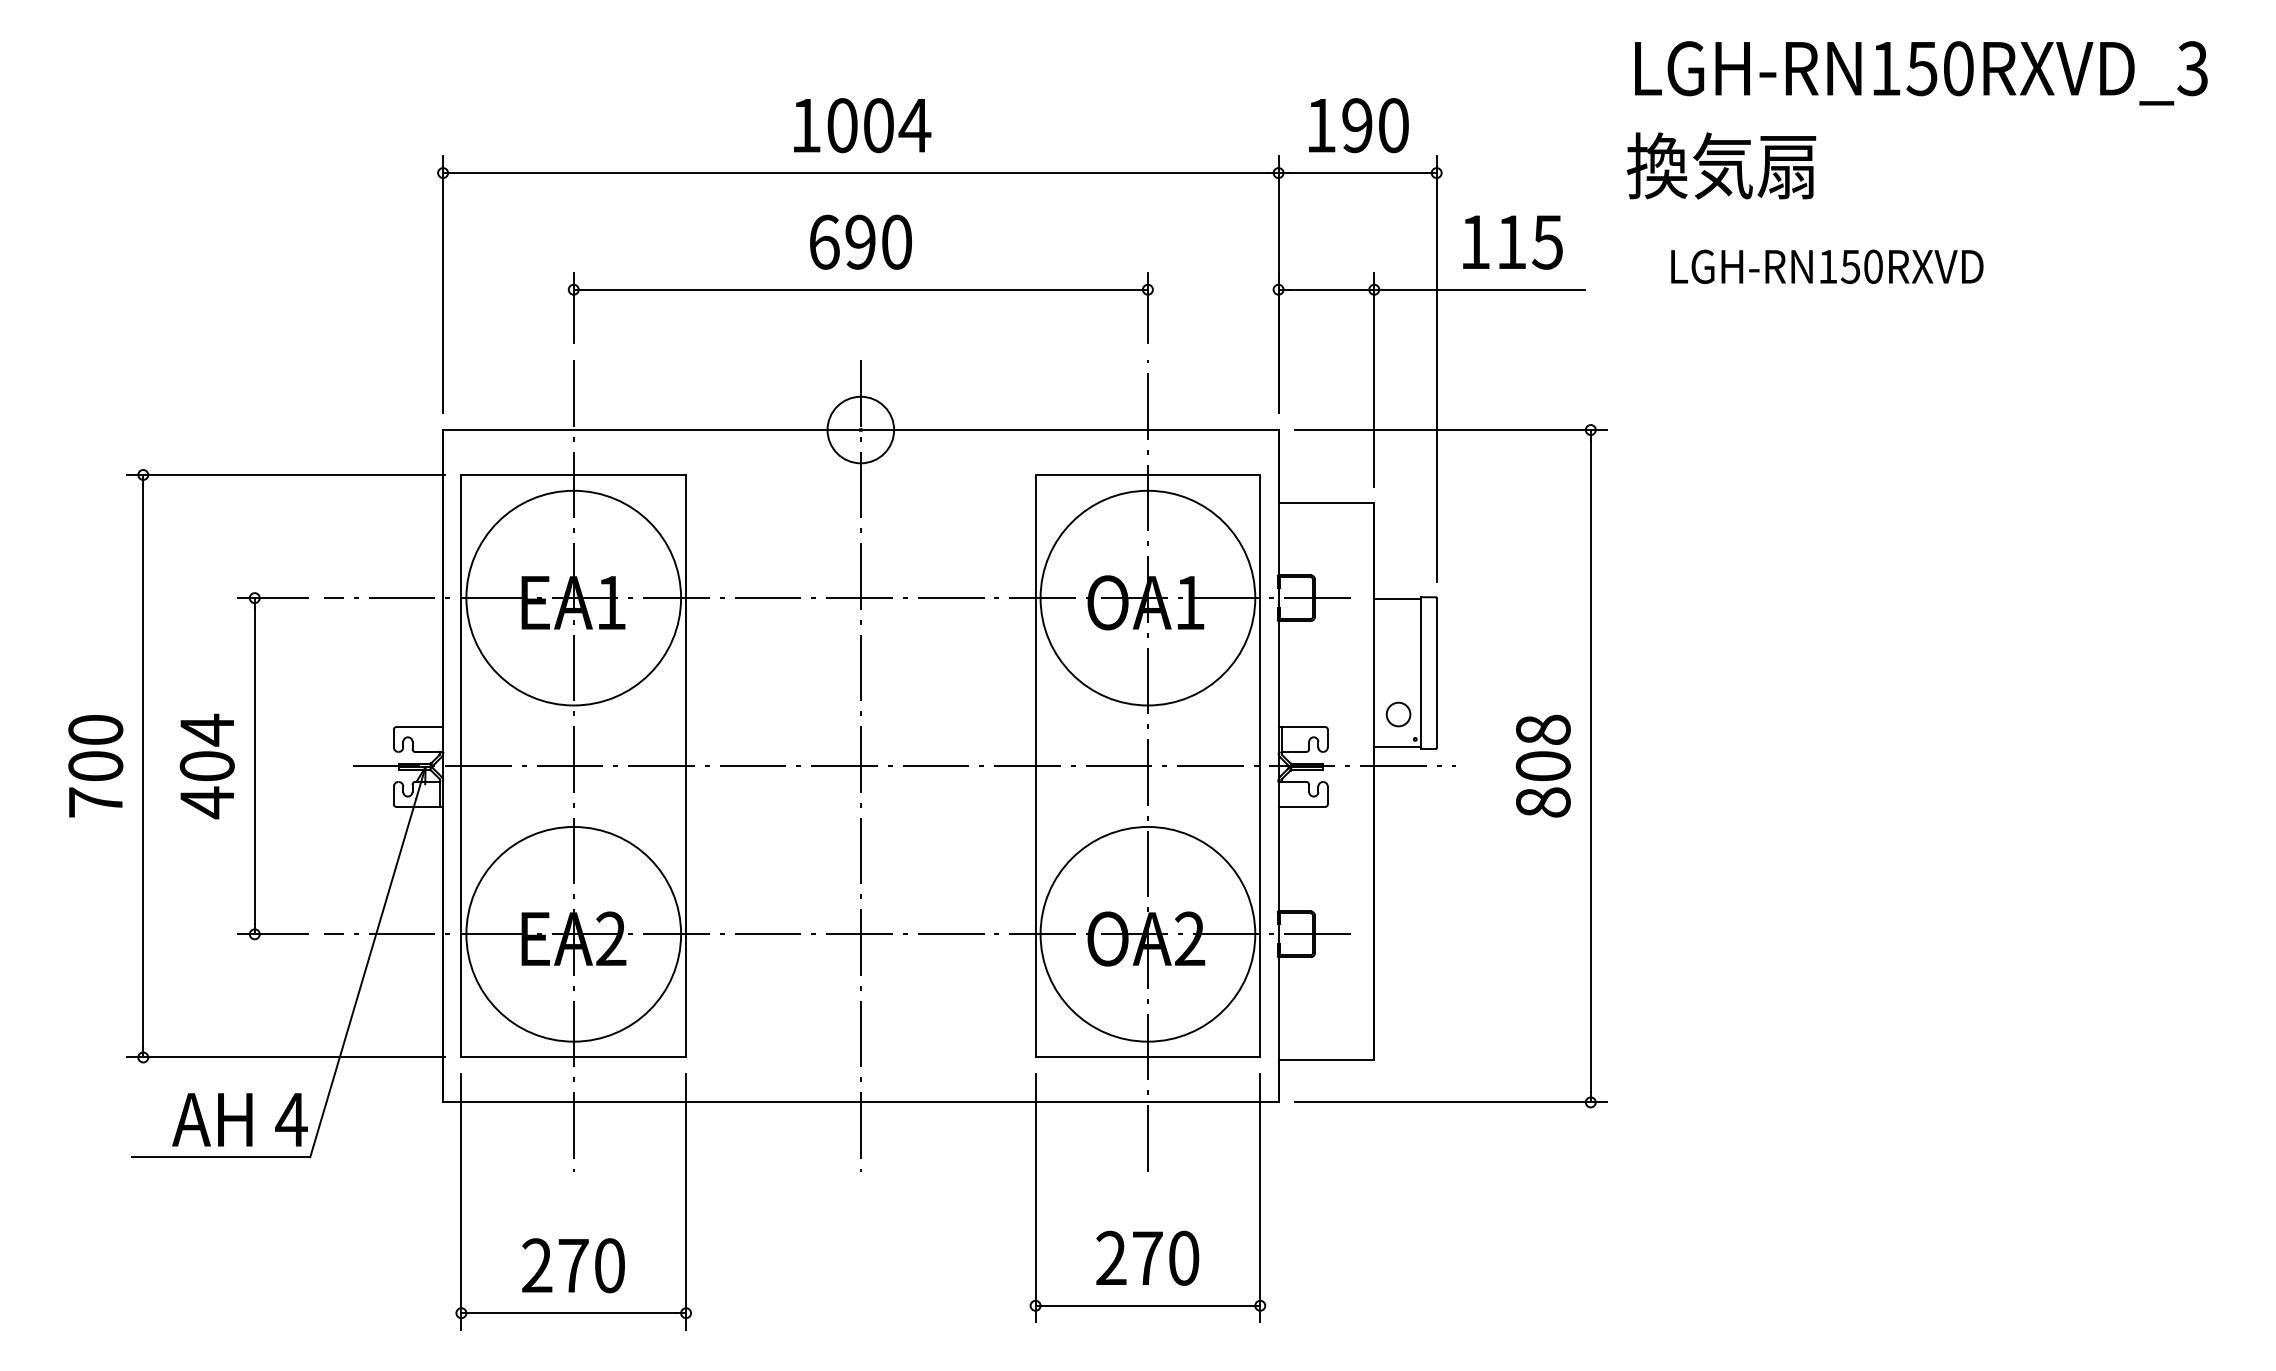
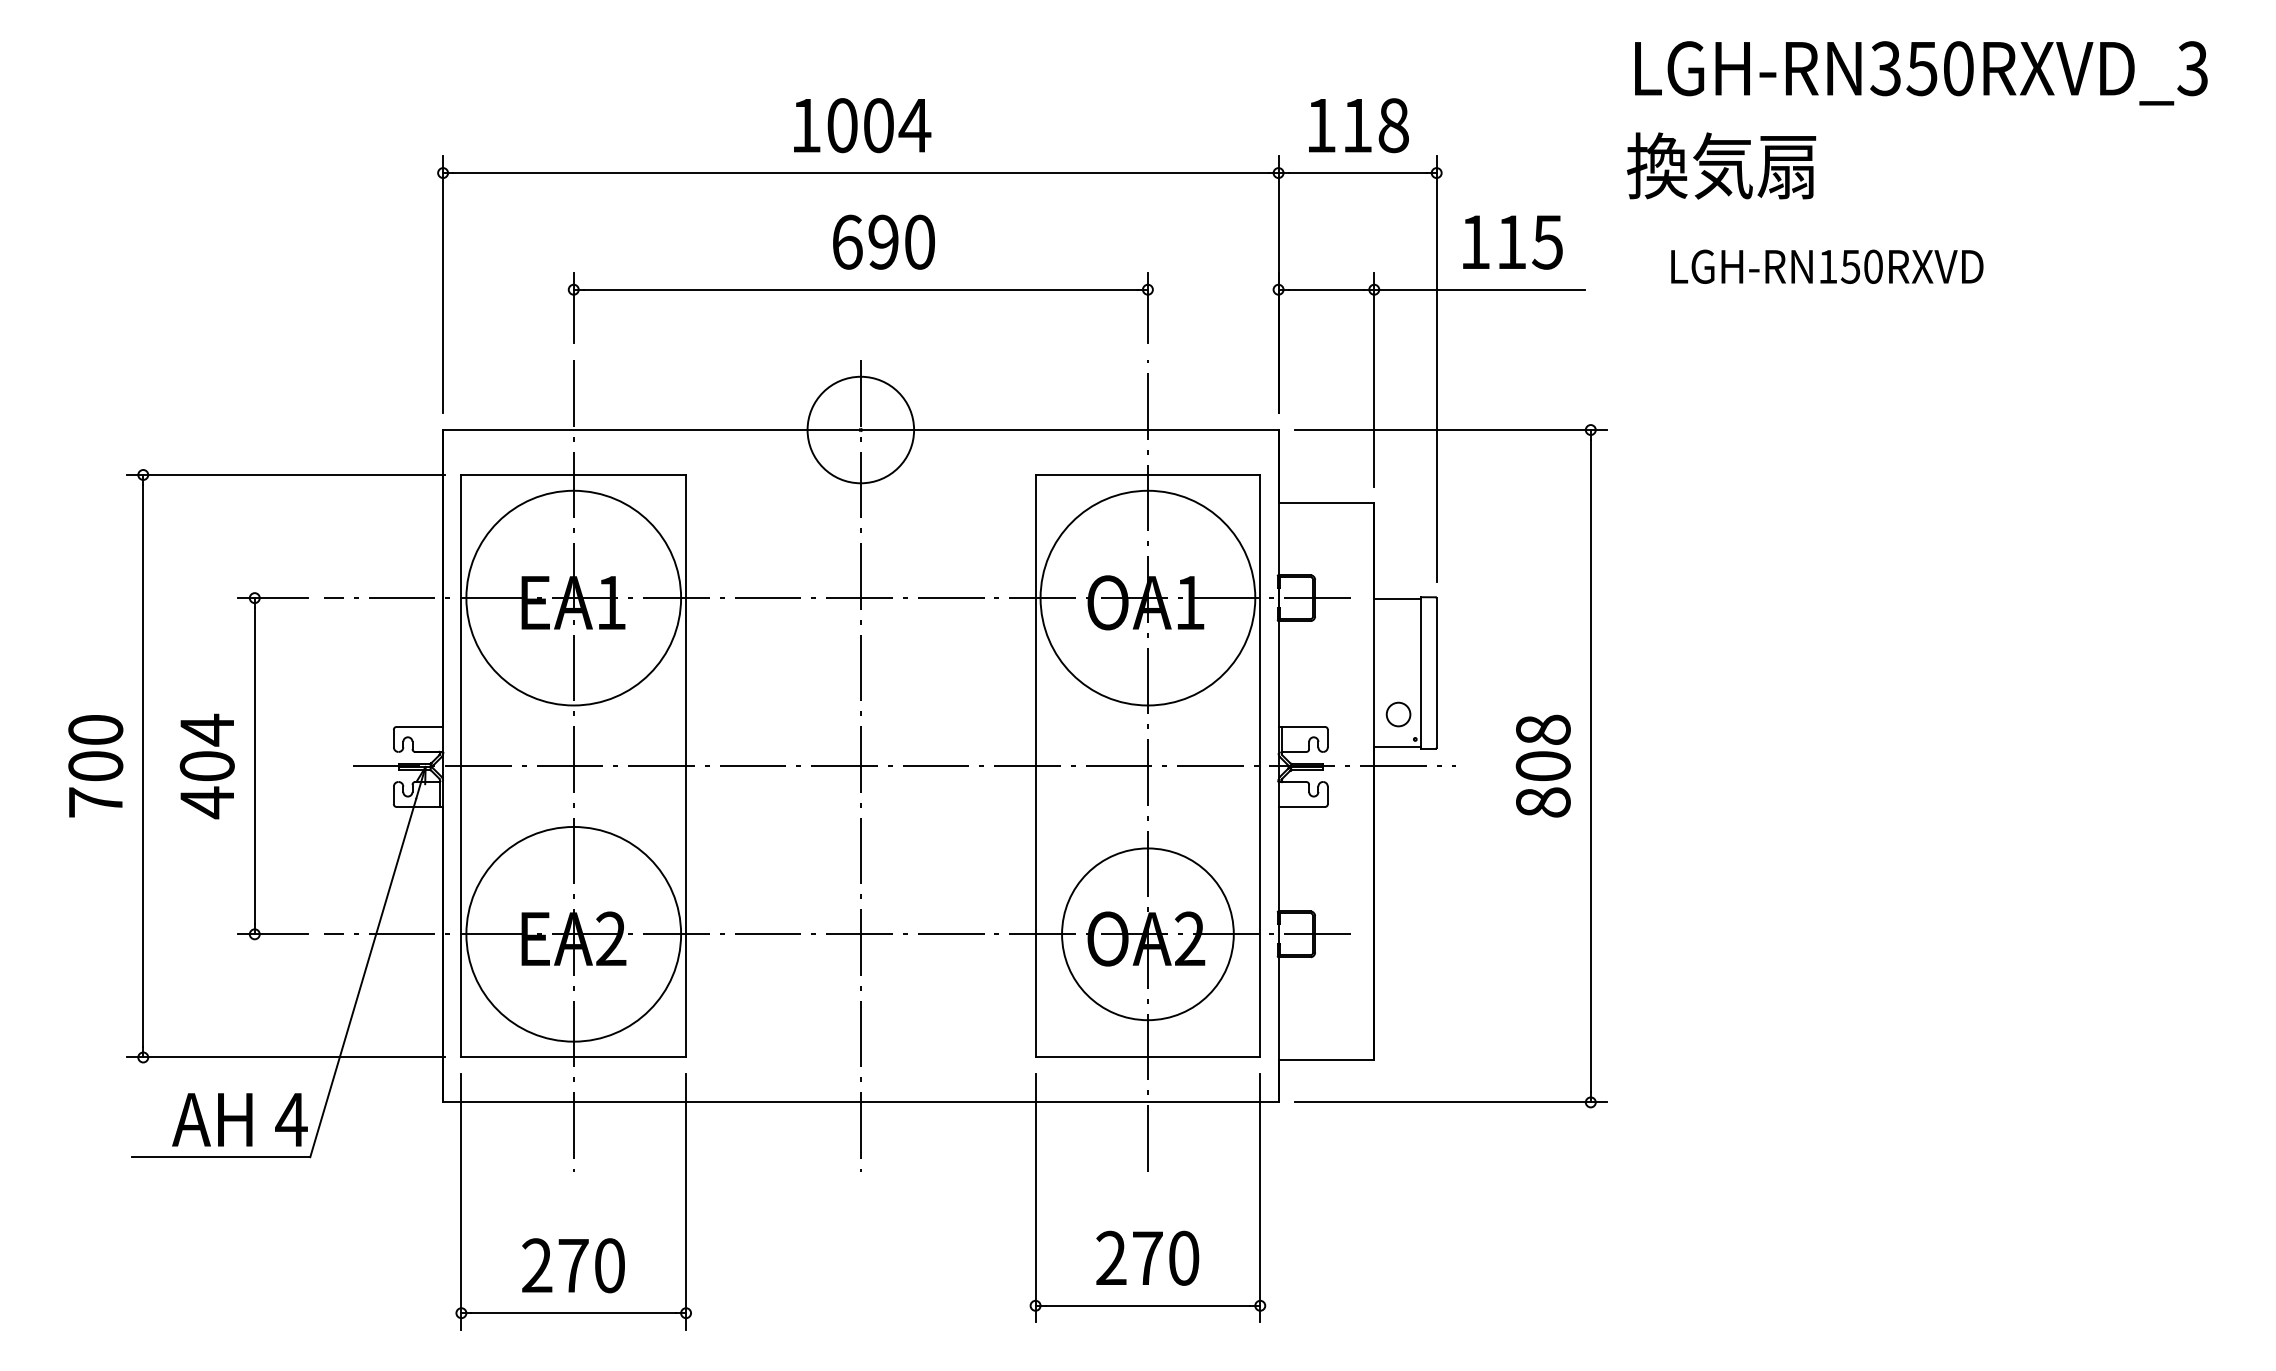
text: LGH-RN150RXVD_3 -> LGH-RN350RXVD_3 (1885, 68)
text: 190 -> 118 (1375, 125)
text position: (860, 241) -> (883, 241) (883, 241)
circle diameter: 67 px -> 107 px (860, 429)
circle diameter: 215 px -> 172 px (1147, 934)
